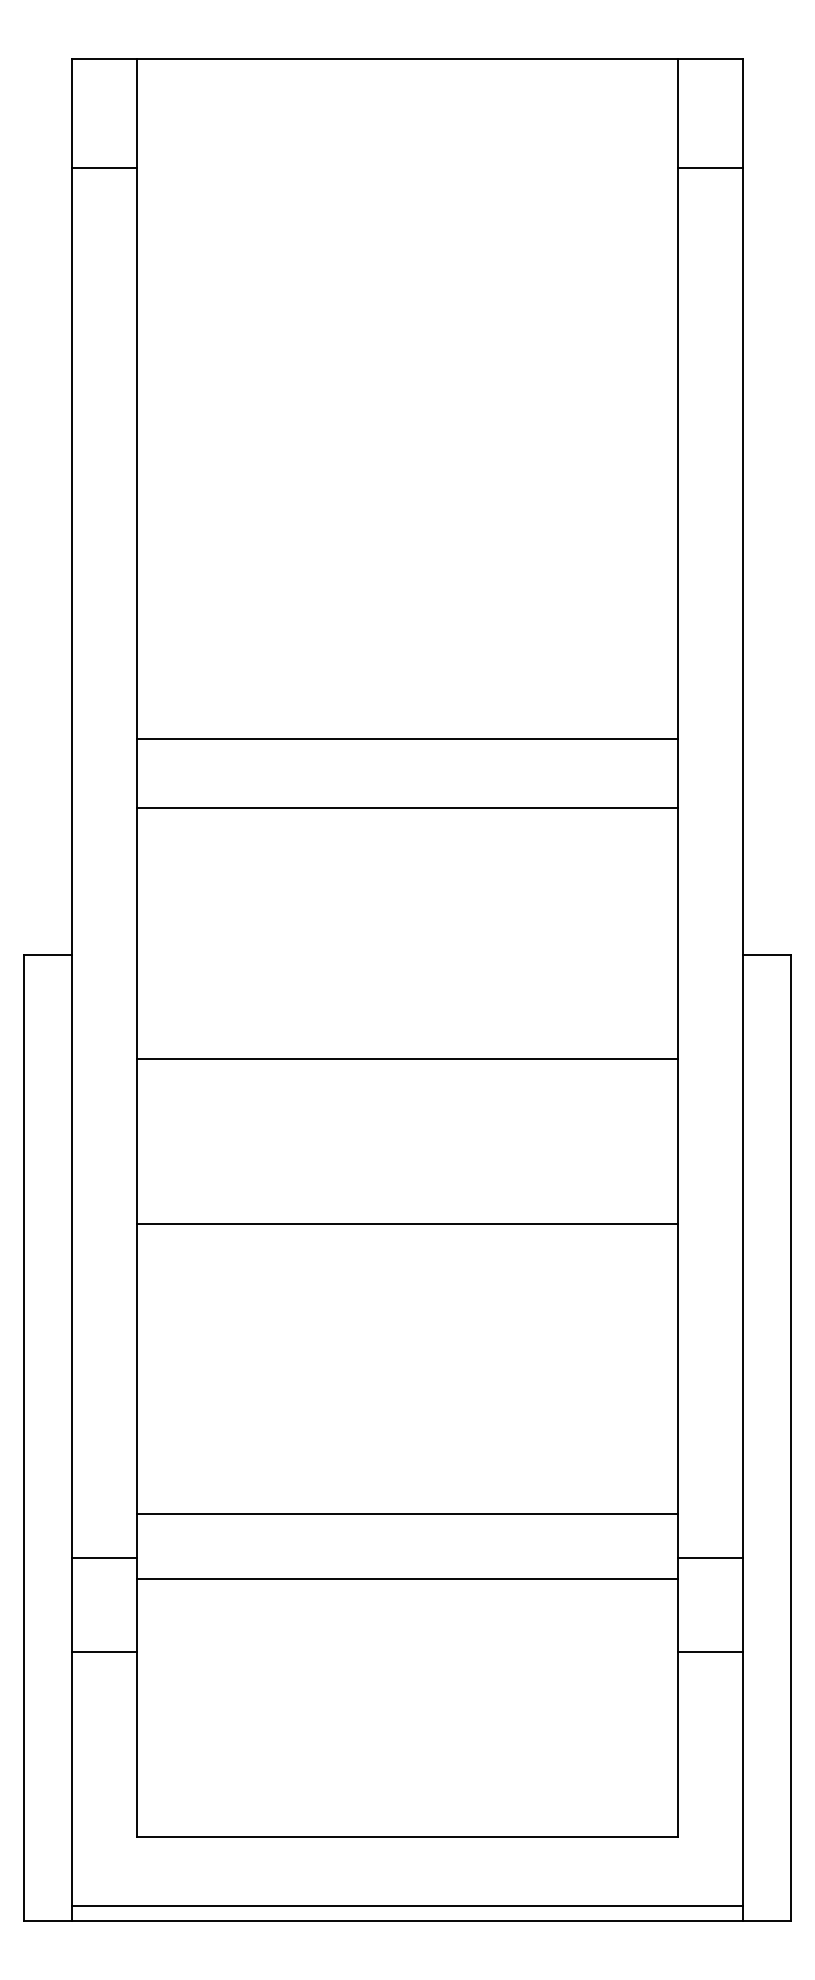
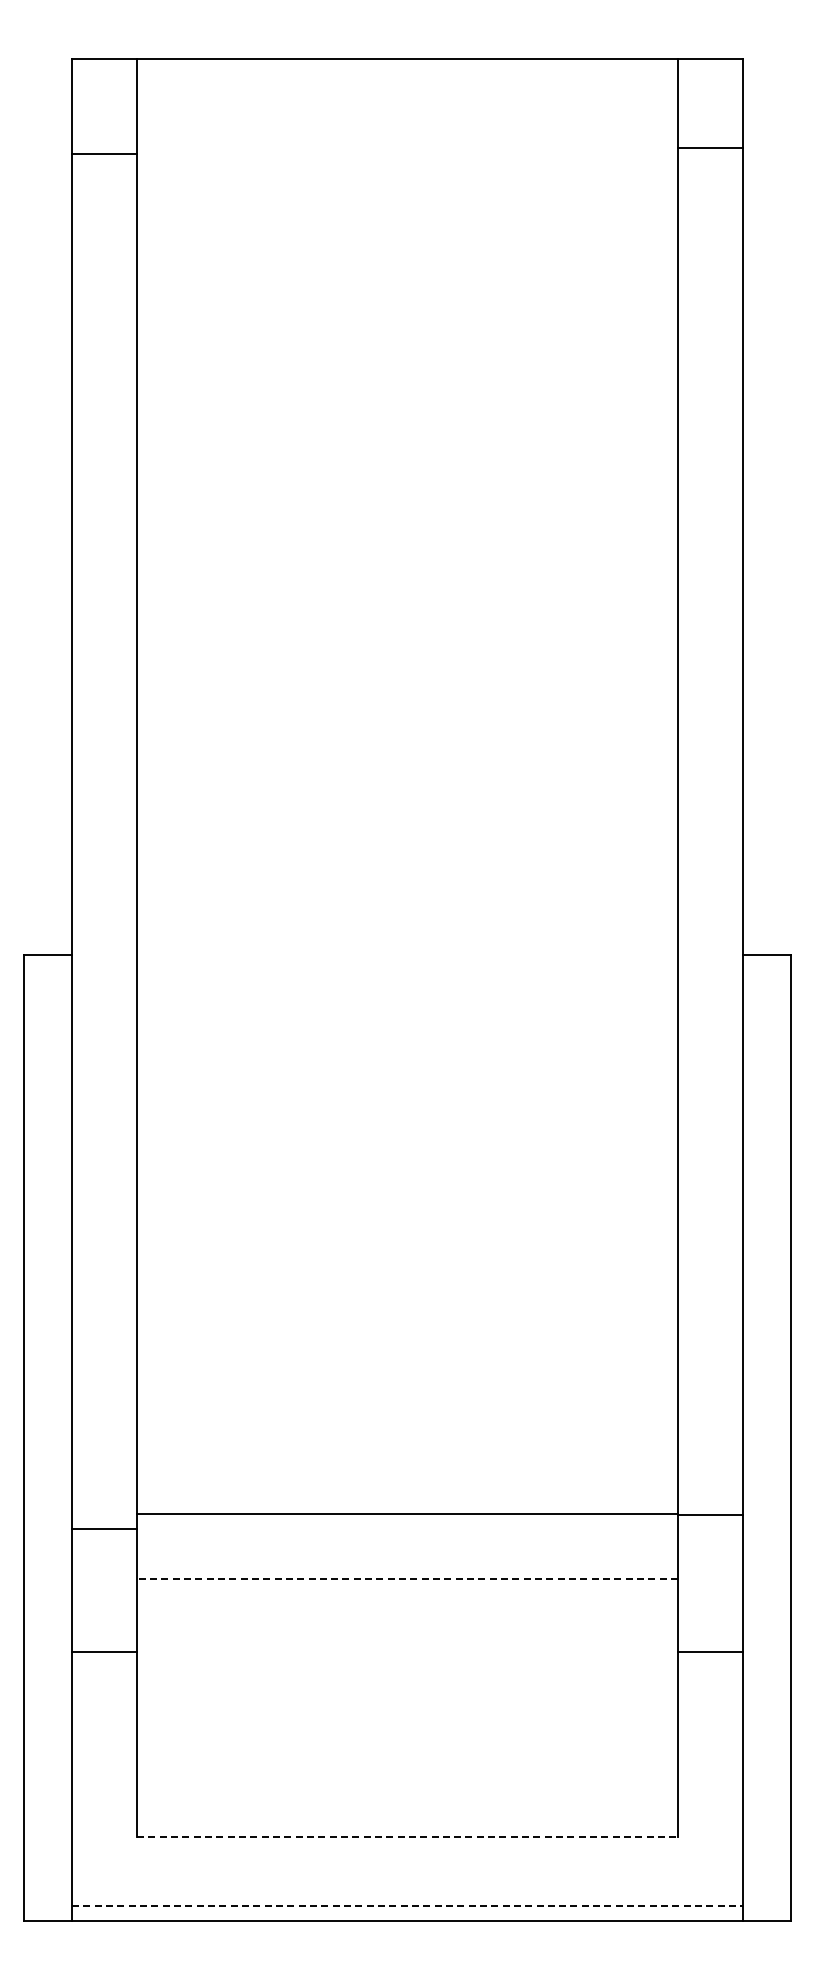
line position: (104, 167) -> (104, 153) (104, 153)
line position: (710, 167) -> (710, 147) (710, 147)
line: present -> none (407, 738)
line: present -> none (407, 808)
line: present -> none (407, 1059)
line: present -> none (407, 1223)
line position: (104, 1558) -> (104, 1529) (104, 1529)
line position: (710, 1558) -> (710, 1515) (710, 1515)
line: solid -> dashed (407, 1578)
line: solid -> dashed (407, 1836)
line: solid -> dashed (407, 1906)
